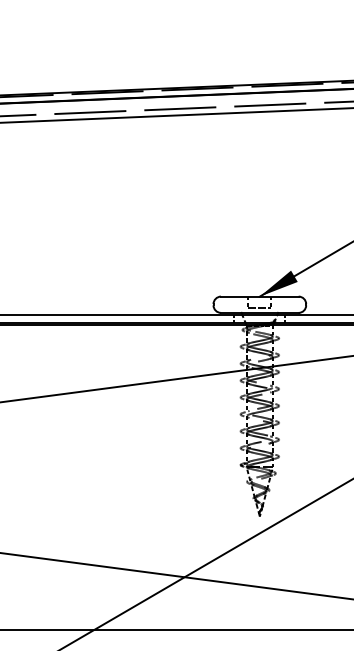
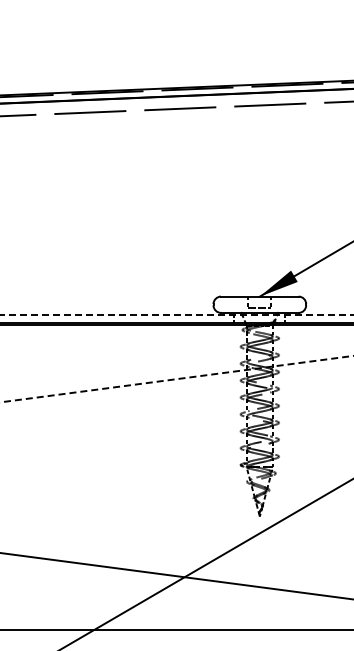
line: present -> none (176, 115)
line: solid -> dashed (177, 314)
line: solid -> dashed (176, 379)
